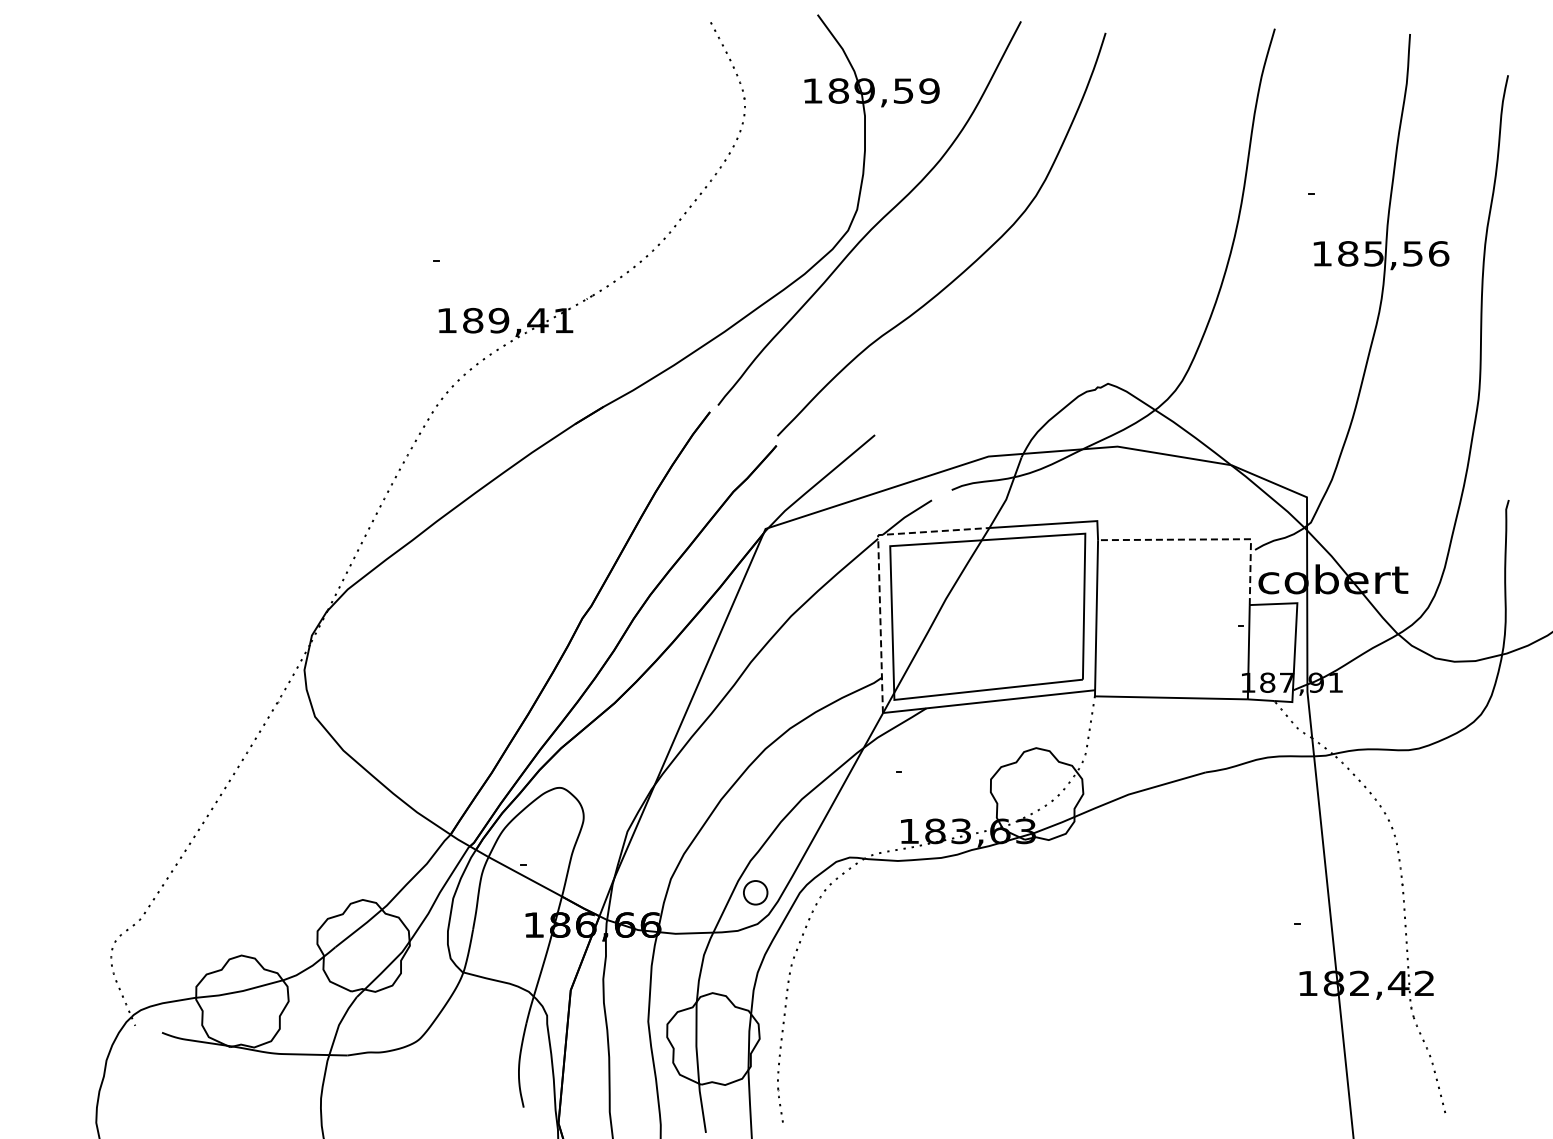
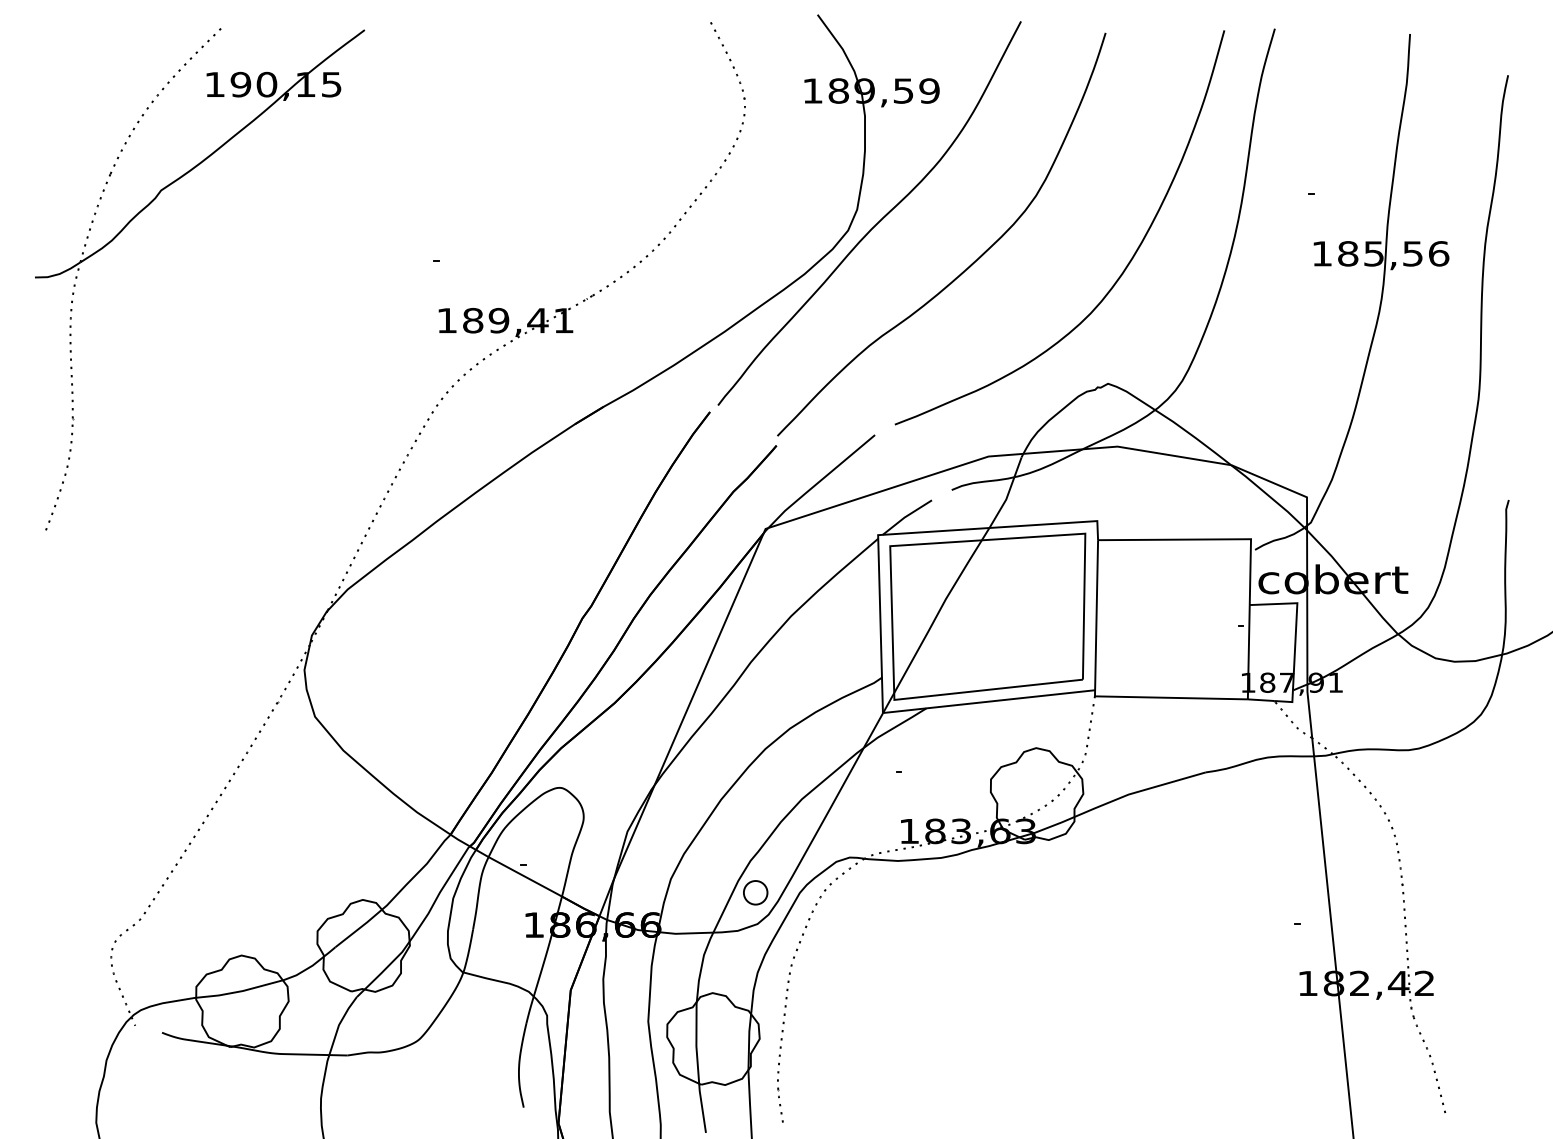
part: none -> present (141, 212)
curve: none -> present (1122, 271)
line: dashed -> solid (1208, 539)
line: dashed -> solid (879, 568)
